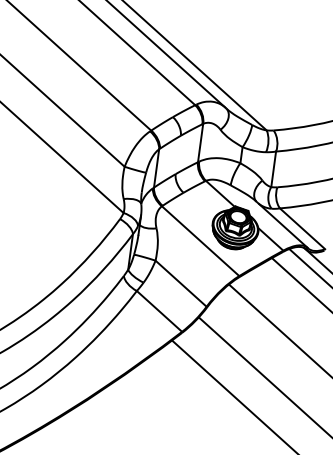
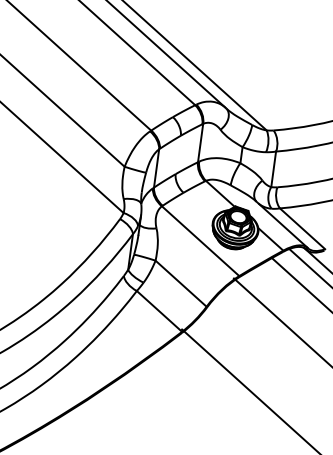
line position: (278, 329) -> (281, 321) (281, 321)
line: present -> none (263, 376)
line position: (233, 395) -> (249, 390) (249, 390)
